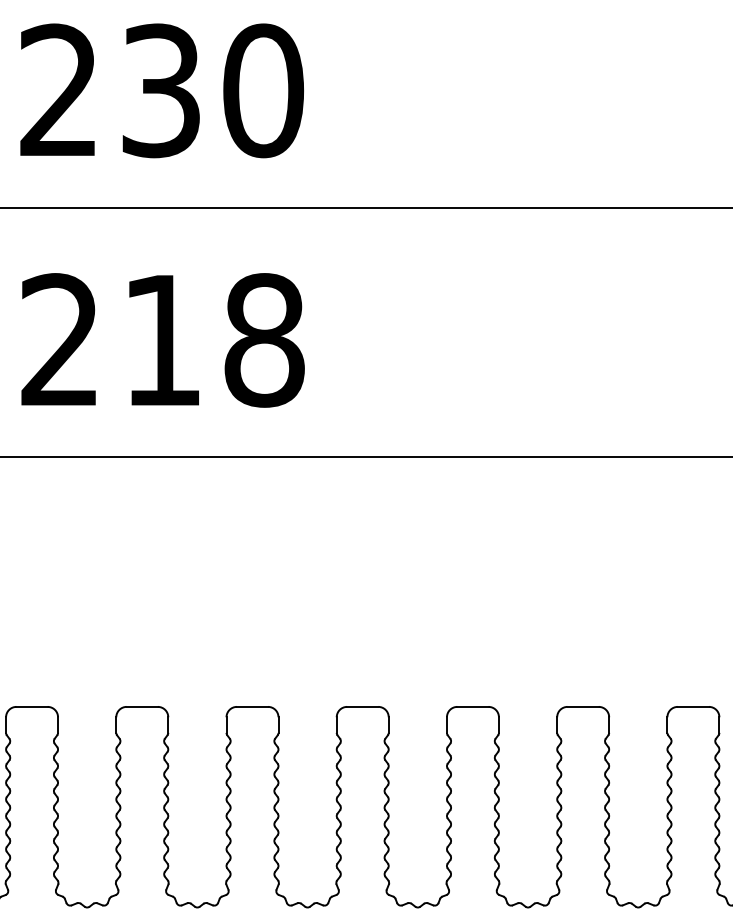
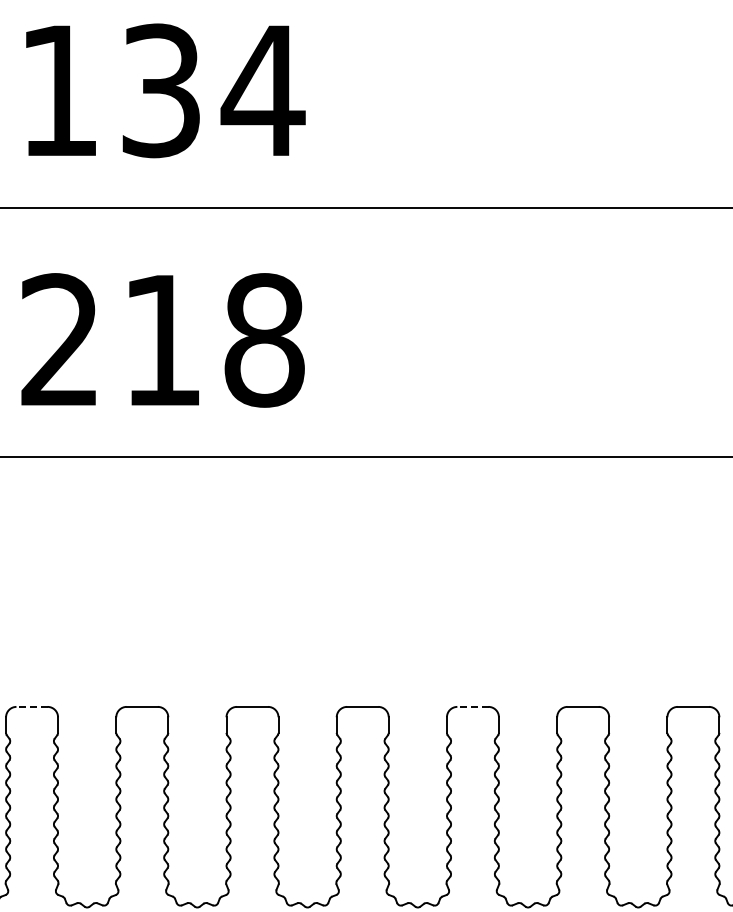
text: 230 -> 134 (162, 90)
line: solid -> dashed (32, 706)
line: solid -> dashed (472, 706)
